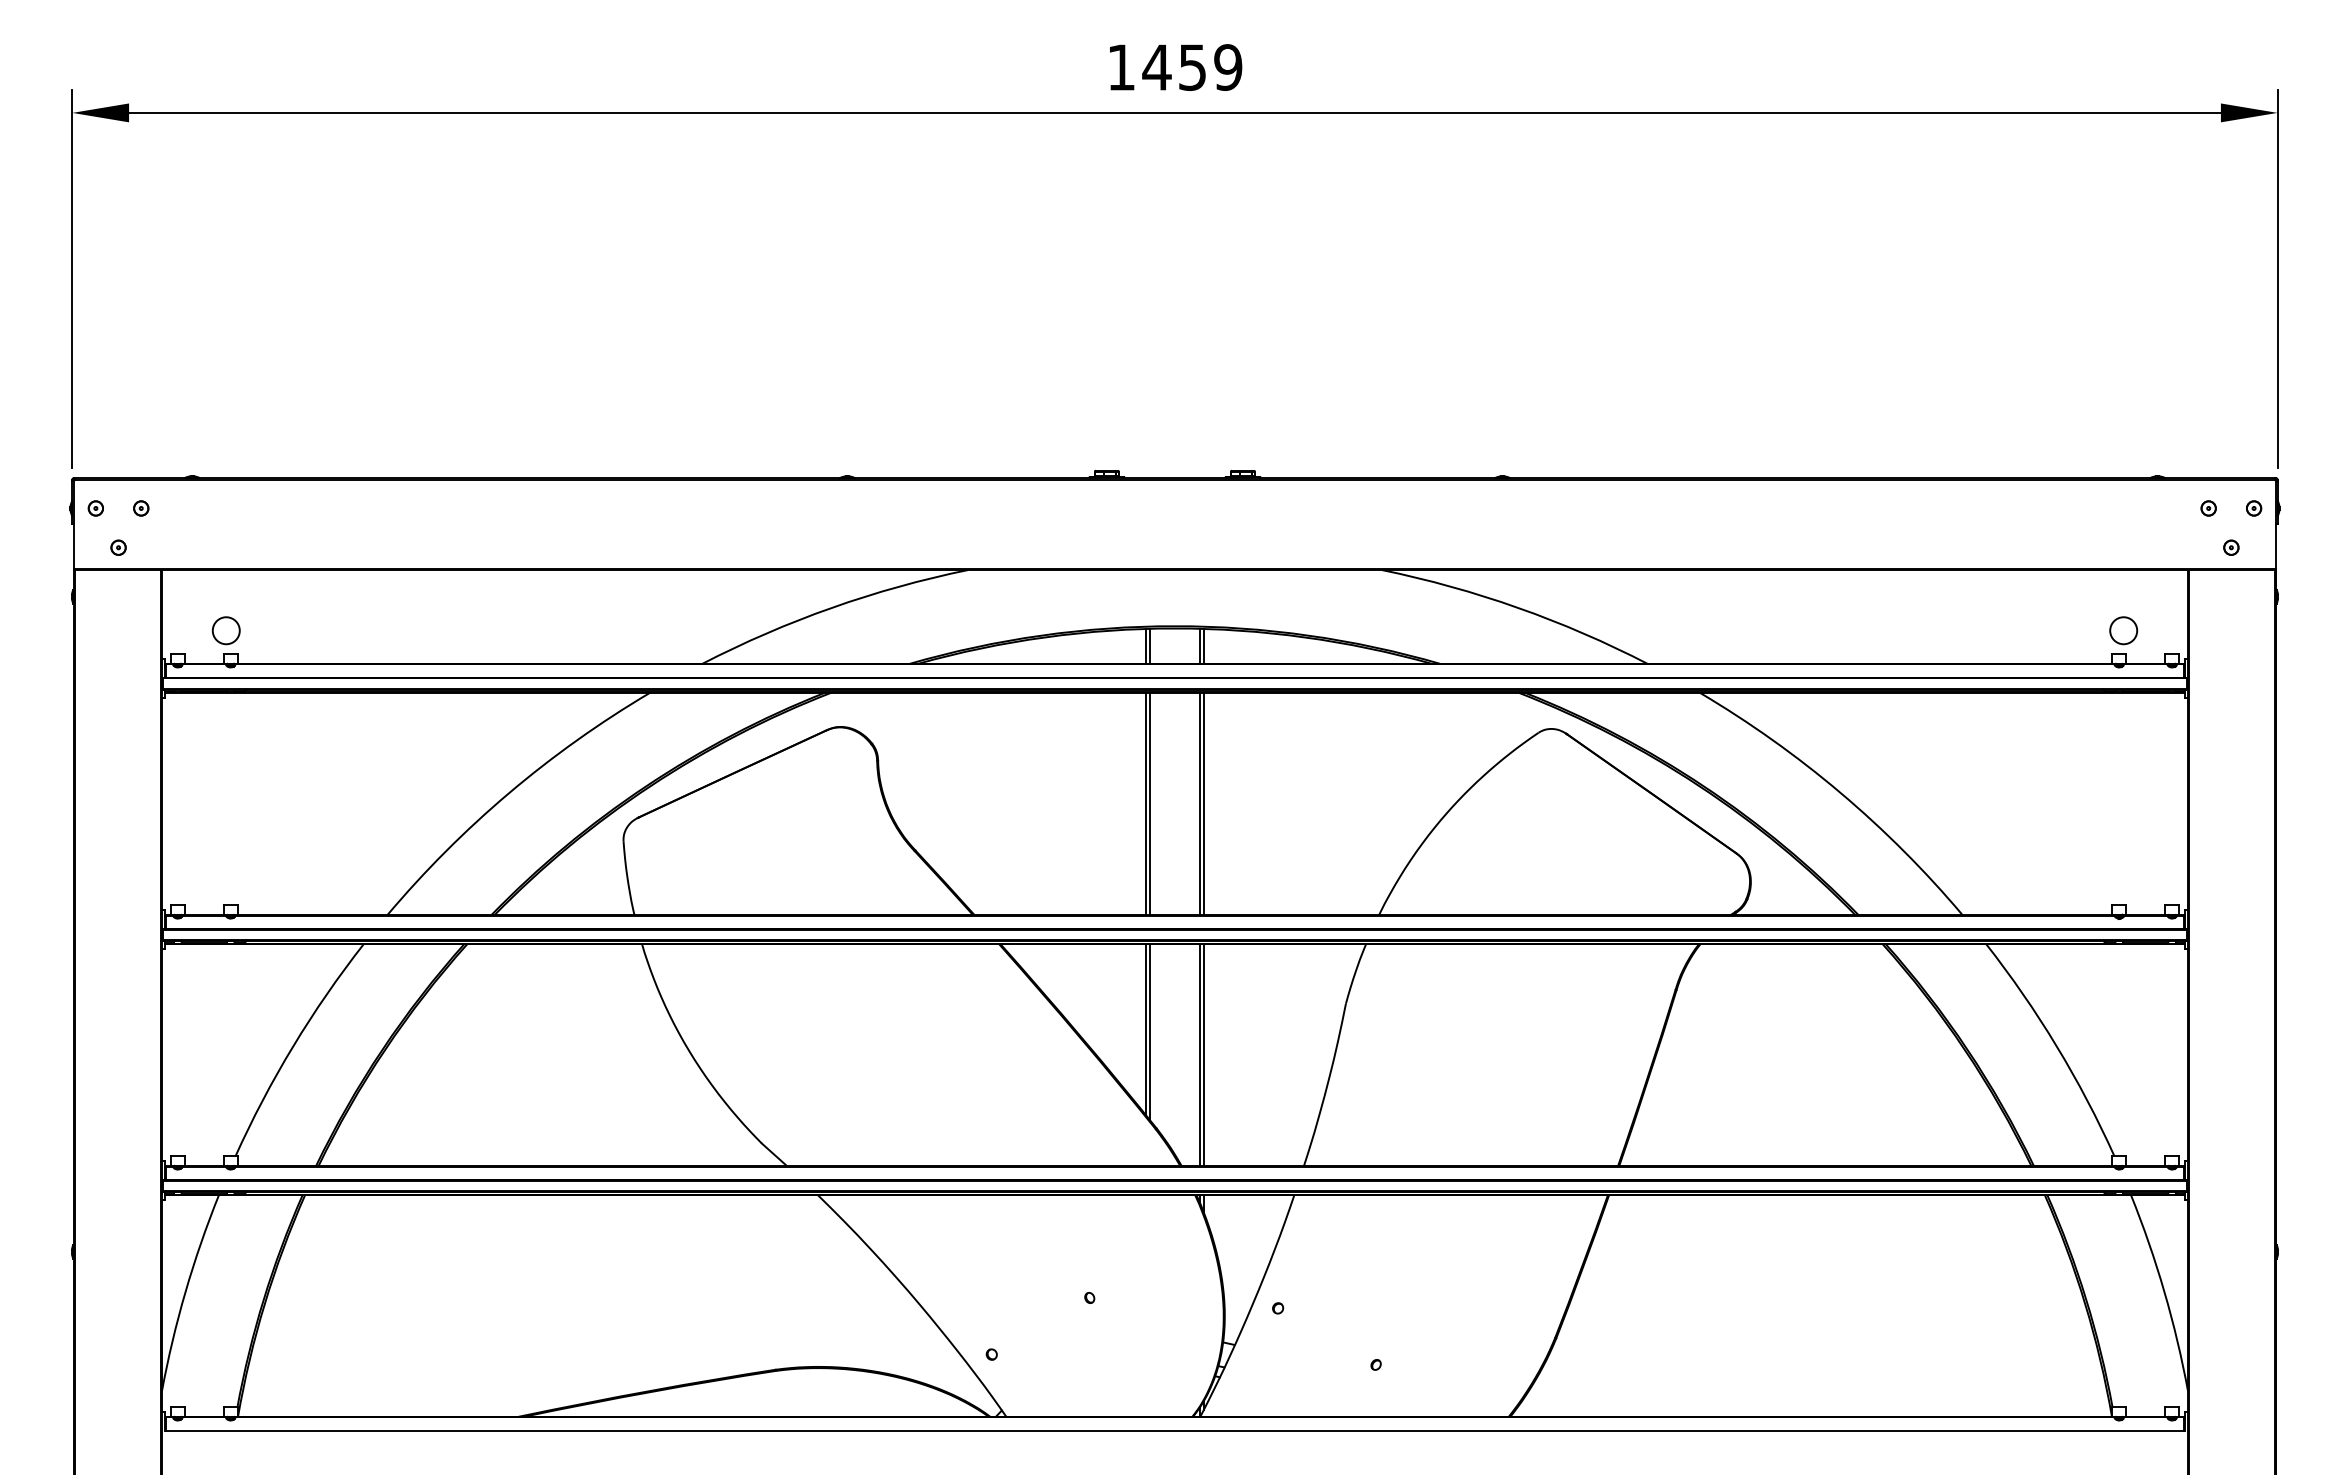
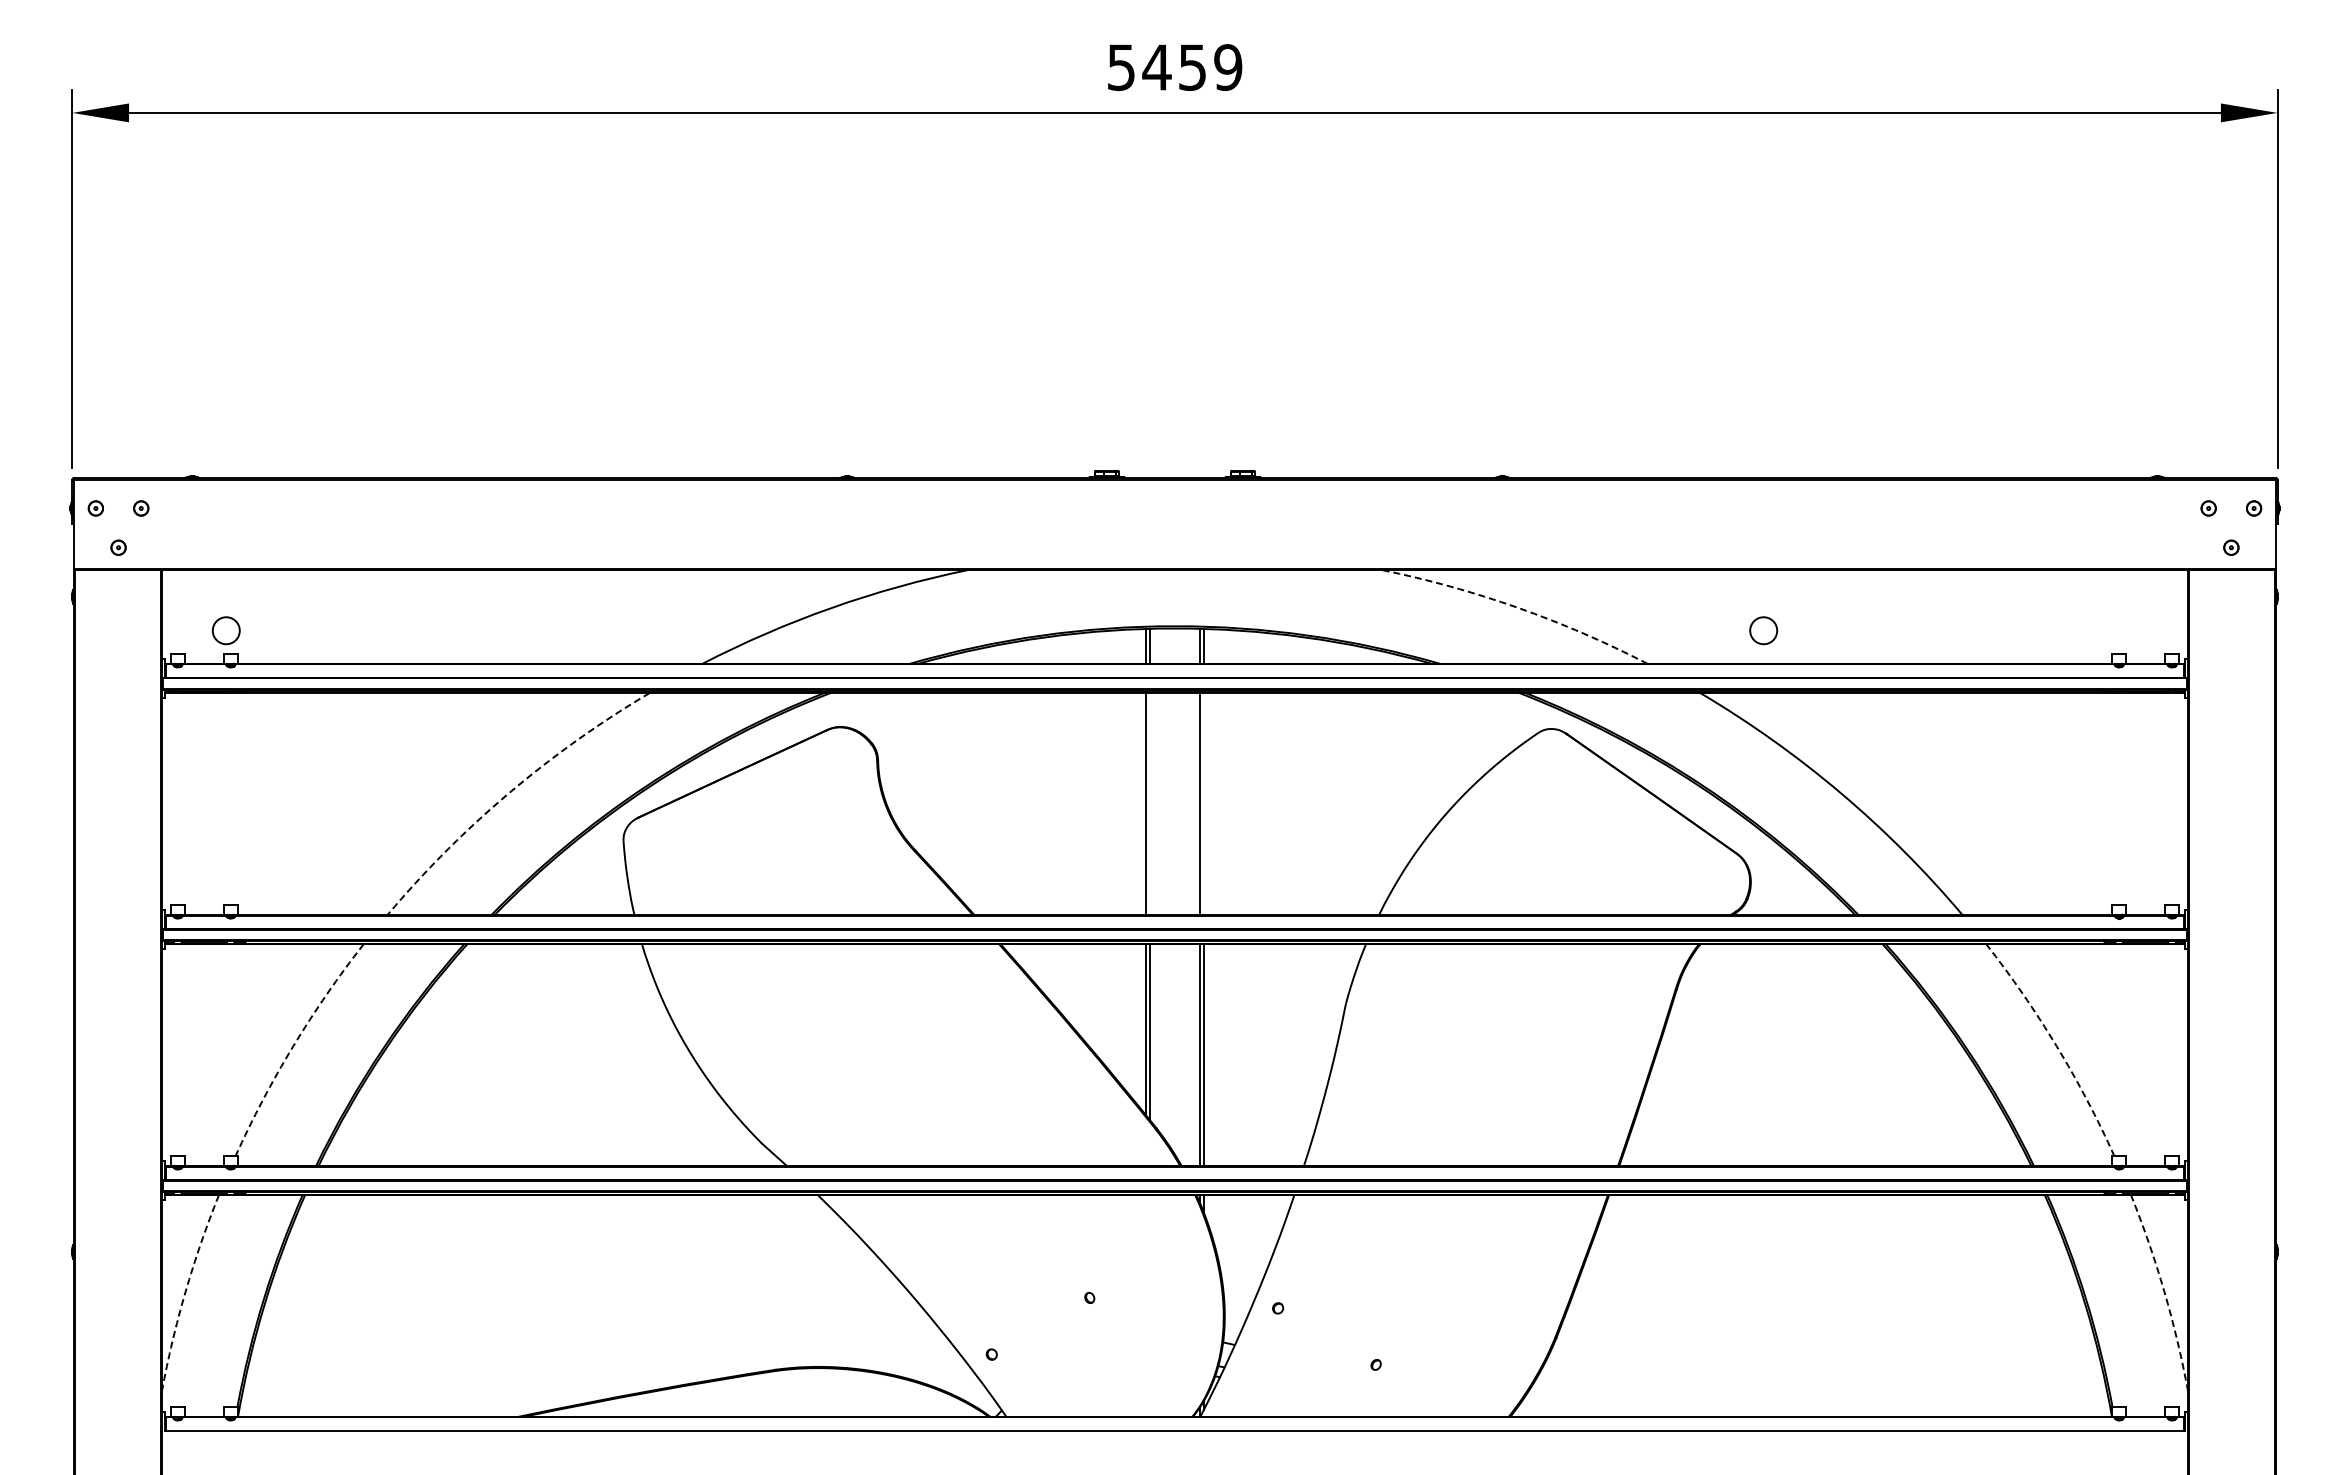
text: 1459 -> 5459 (1121, 67)
arc: solid -> dashed (1518, 607)
circle position: (2123, 630) -> (1763, 630) (1763, 630)
arc: solid -> dashed (509, 793)
line: present -> none (1149, 803)
line: present -> none (1203, 803)
arc: solid -> dashed (293, 1046)
arc: solid -> dashed (2056, 1046)
arc: solid -> dashed (185, 1291)
arc: solid -> dashed (2164, 1291)
